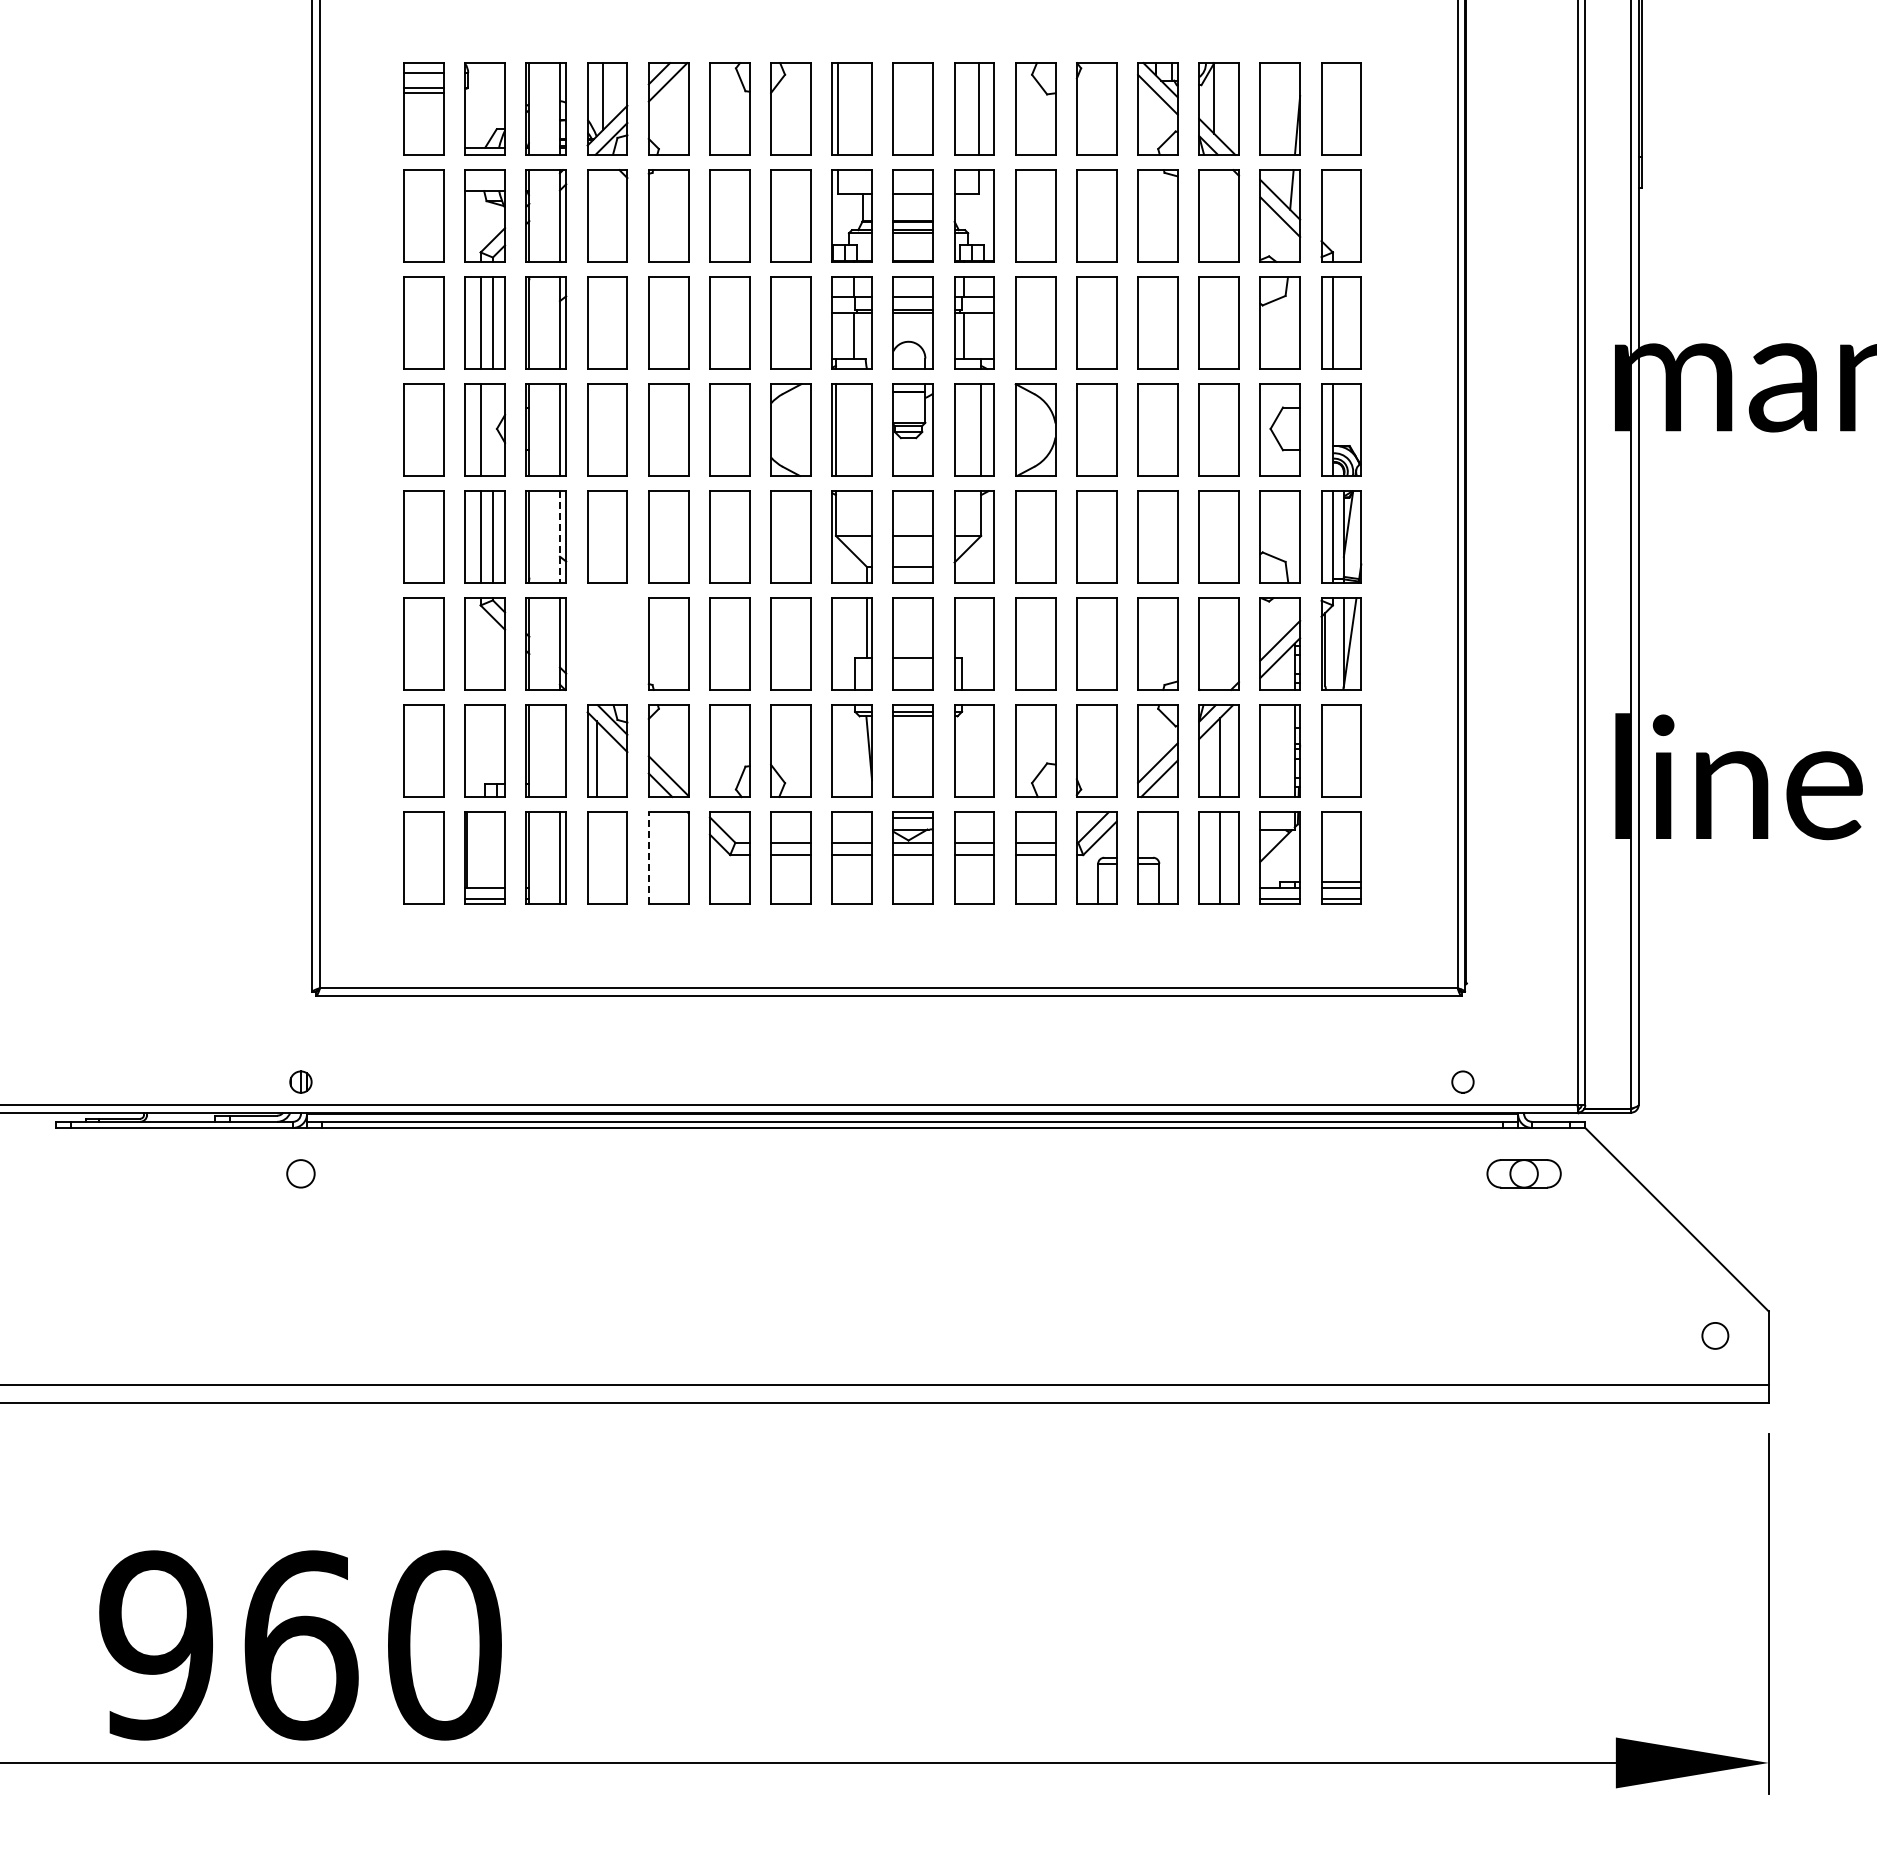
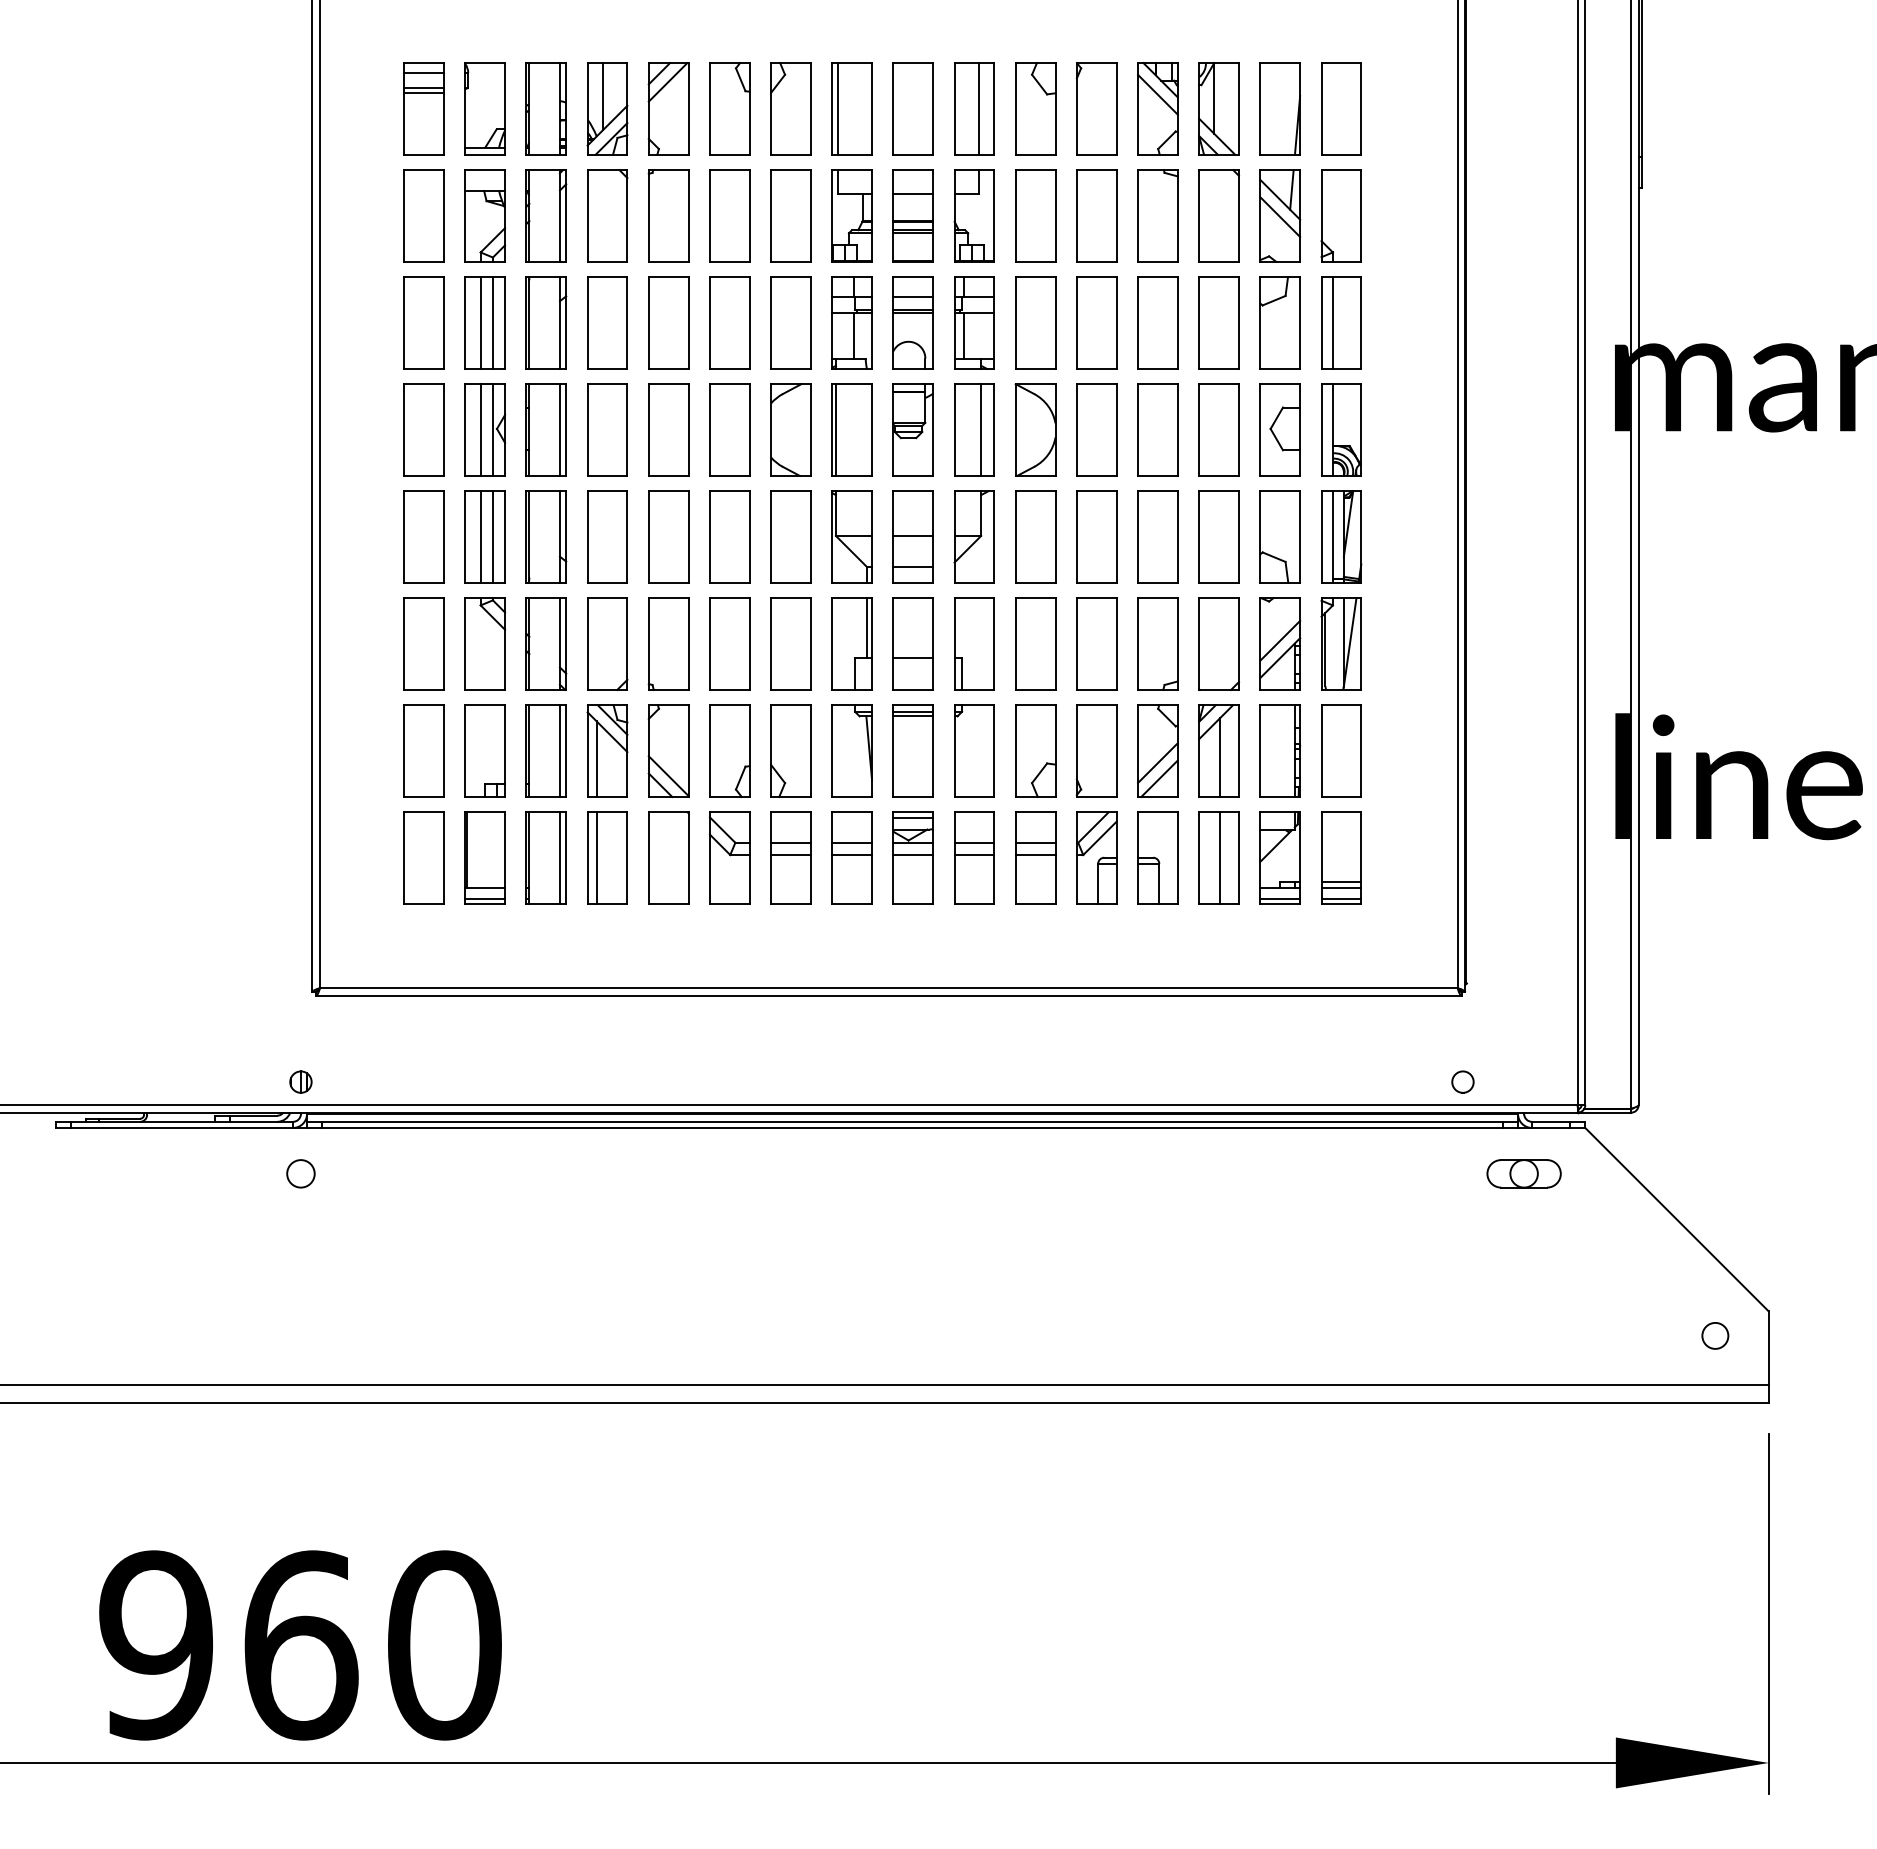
line: none -> present (492, 429)
line: dashed -> solid (559, 537)
part: none -> present (607, 643)
line: none -> present (559, 750)
line: none -> present (596, 858)
line: dashed -> solid (648, 858)
